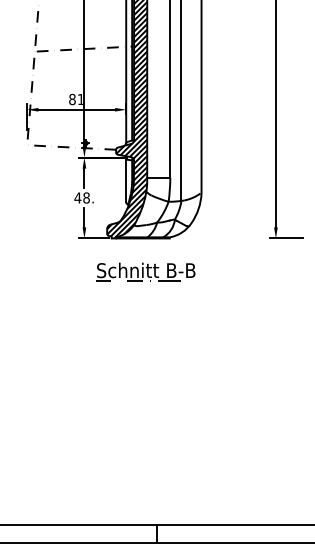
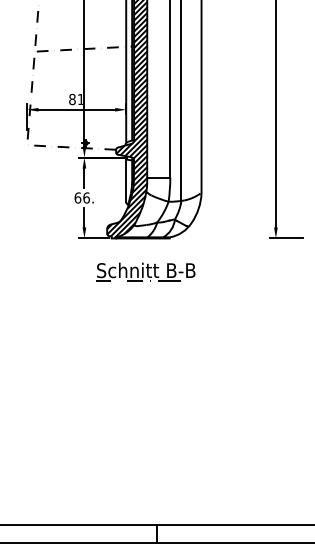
text: 48. -> 66. (81, 197)
